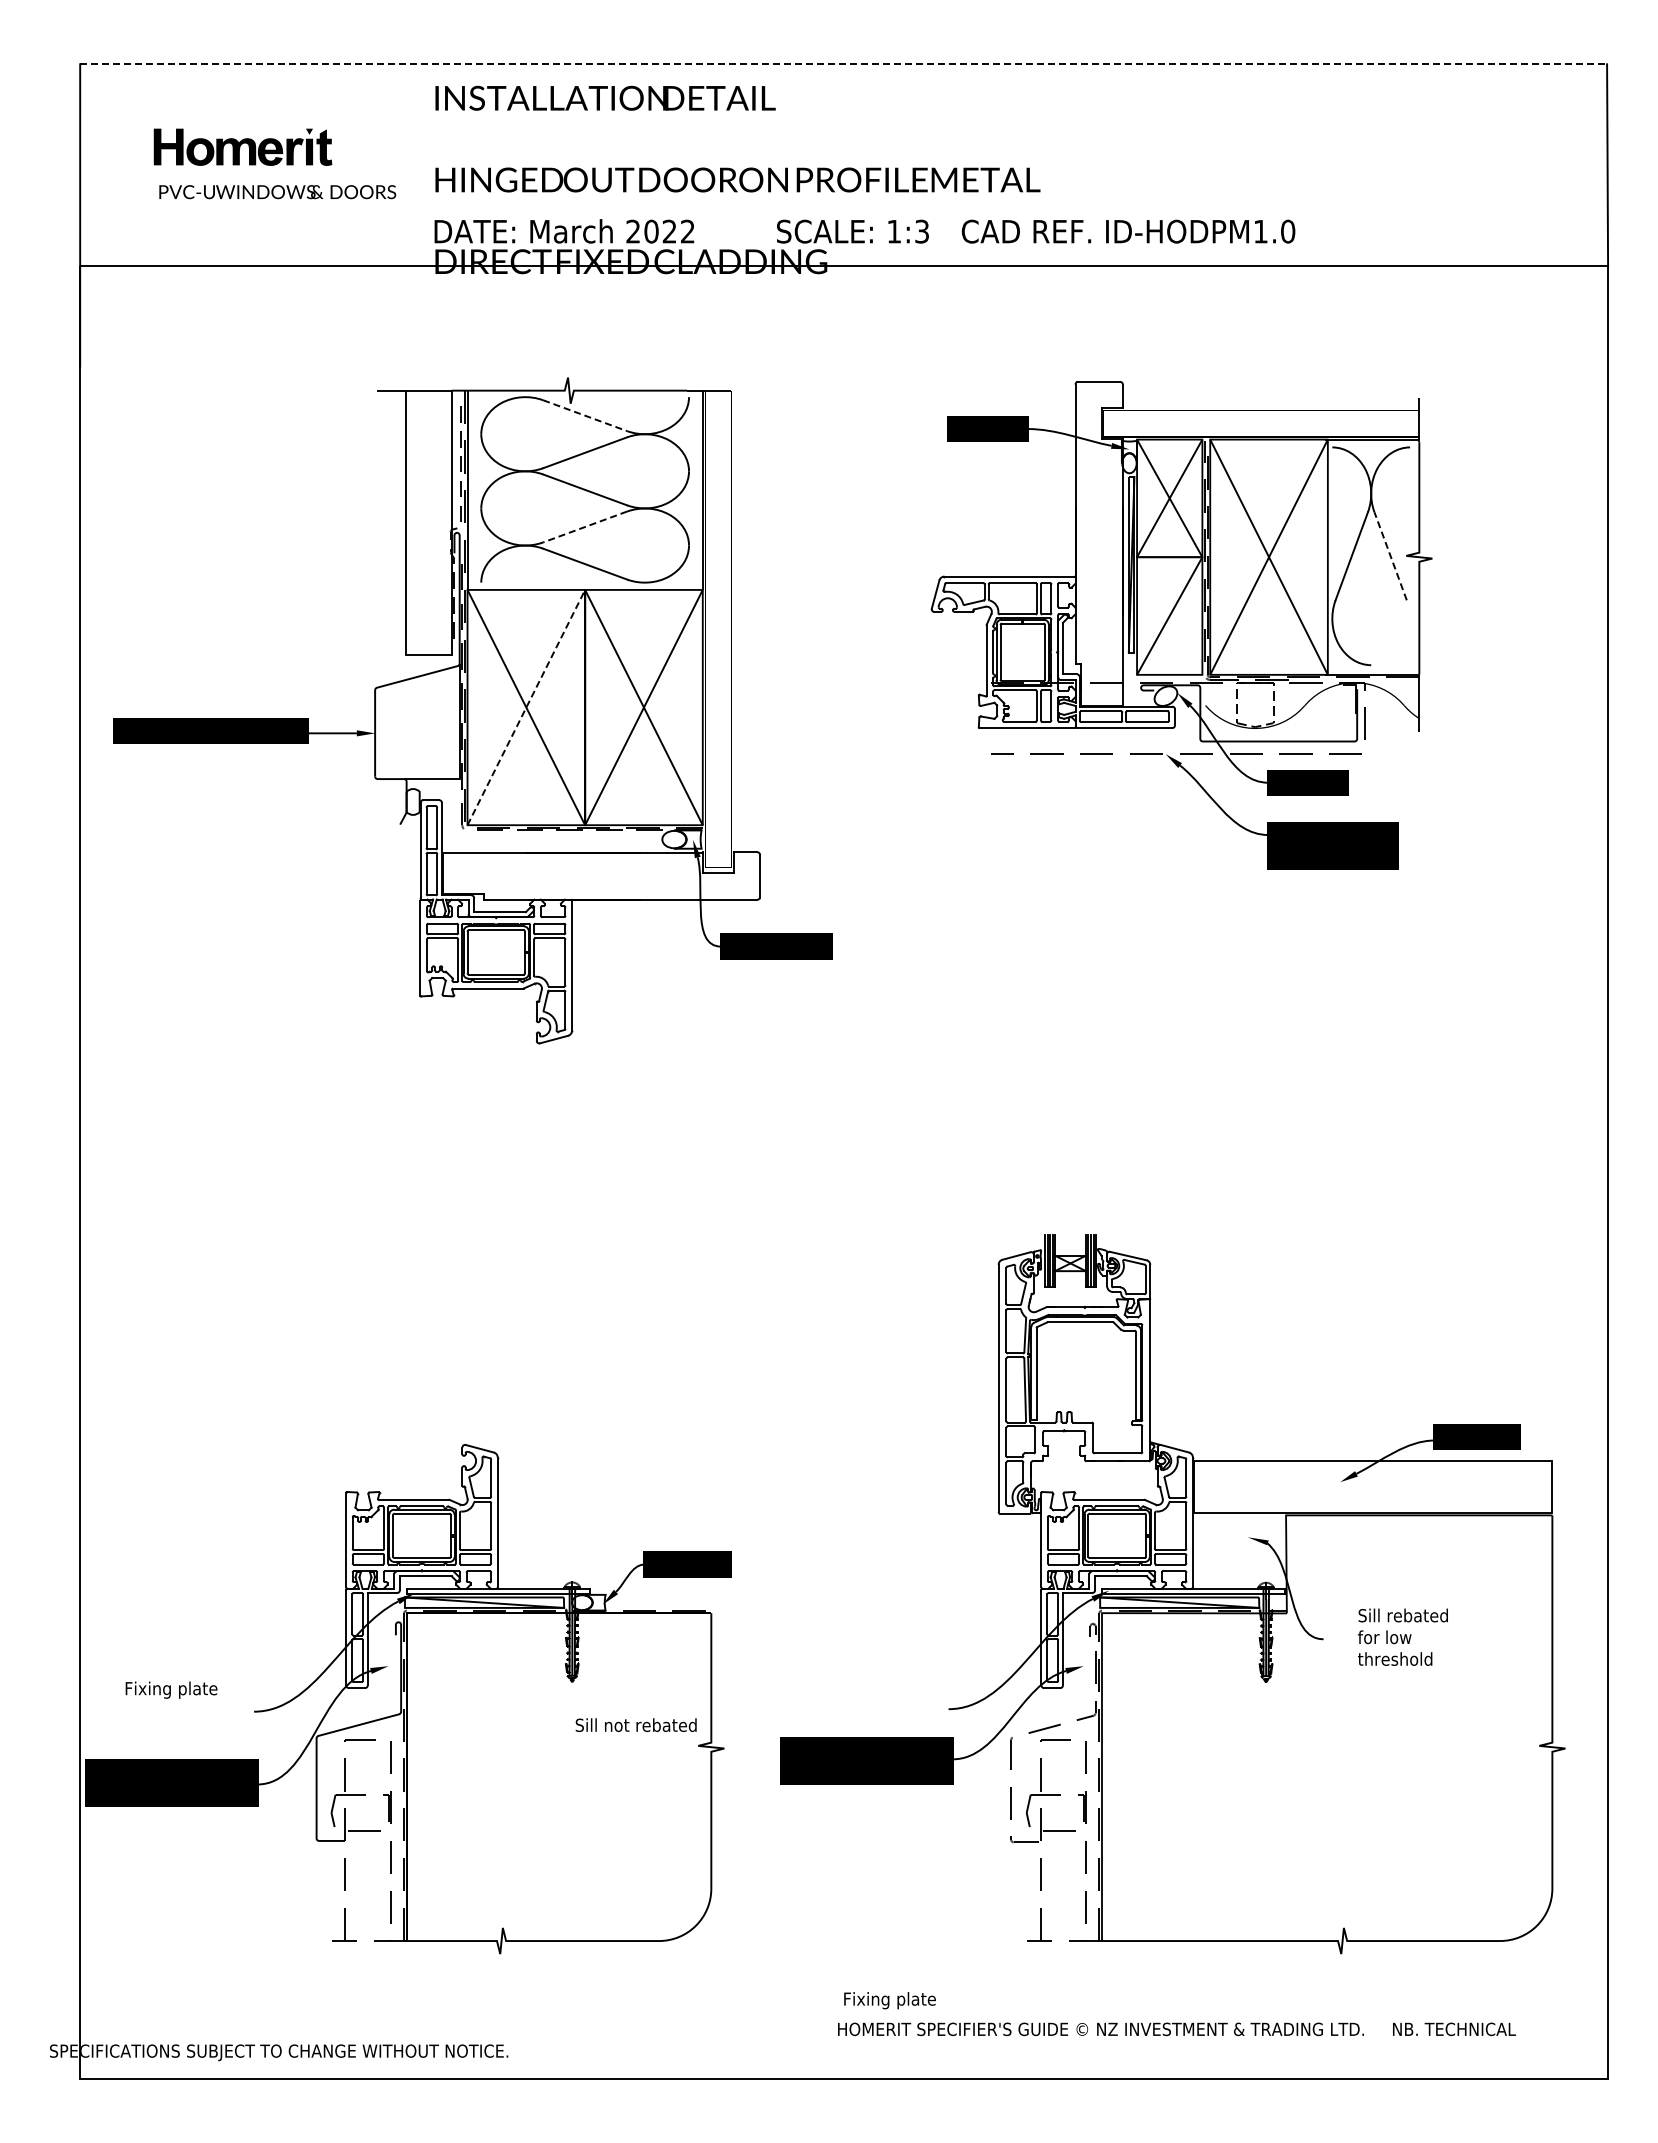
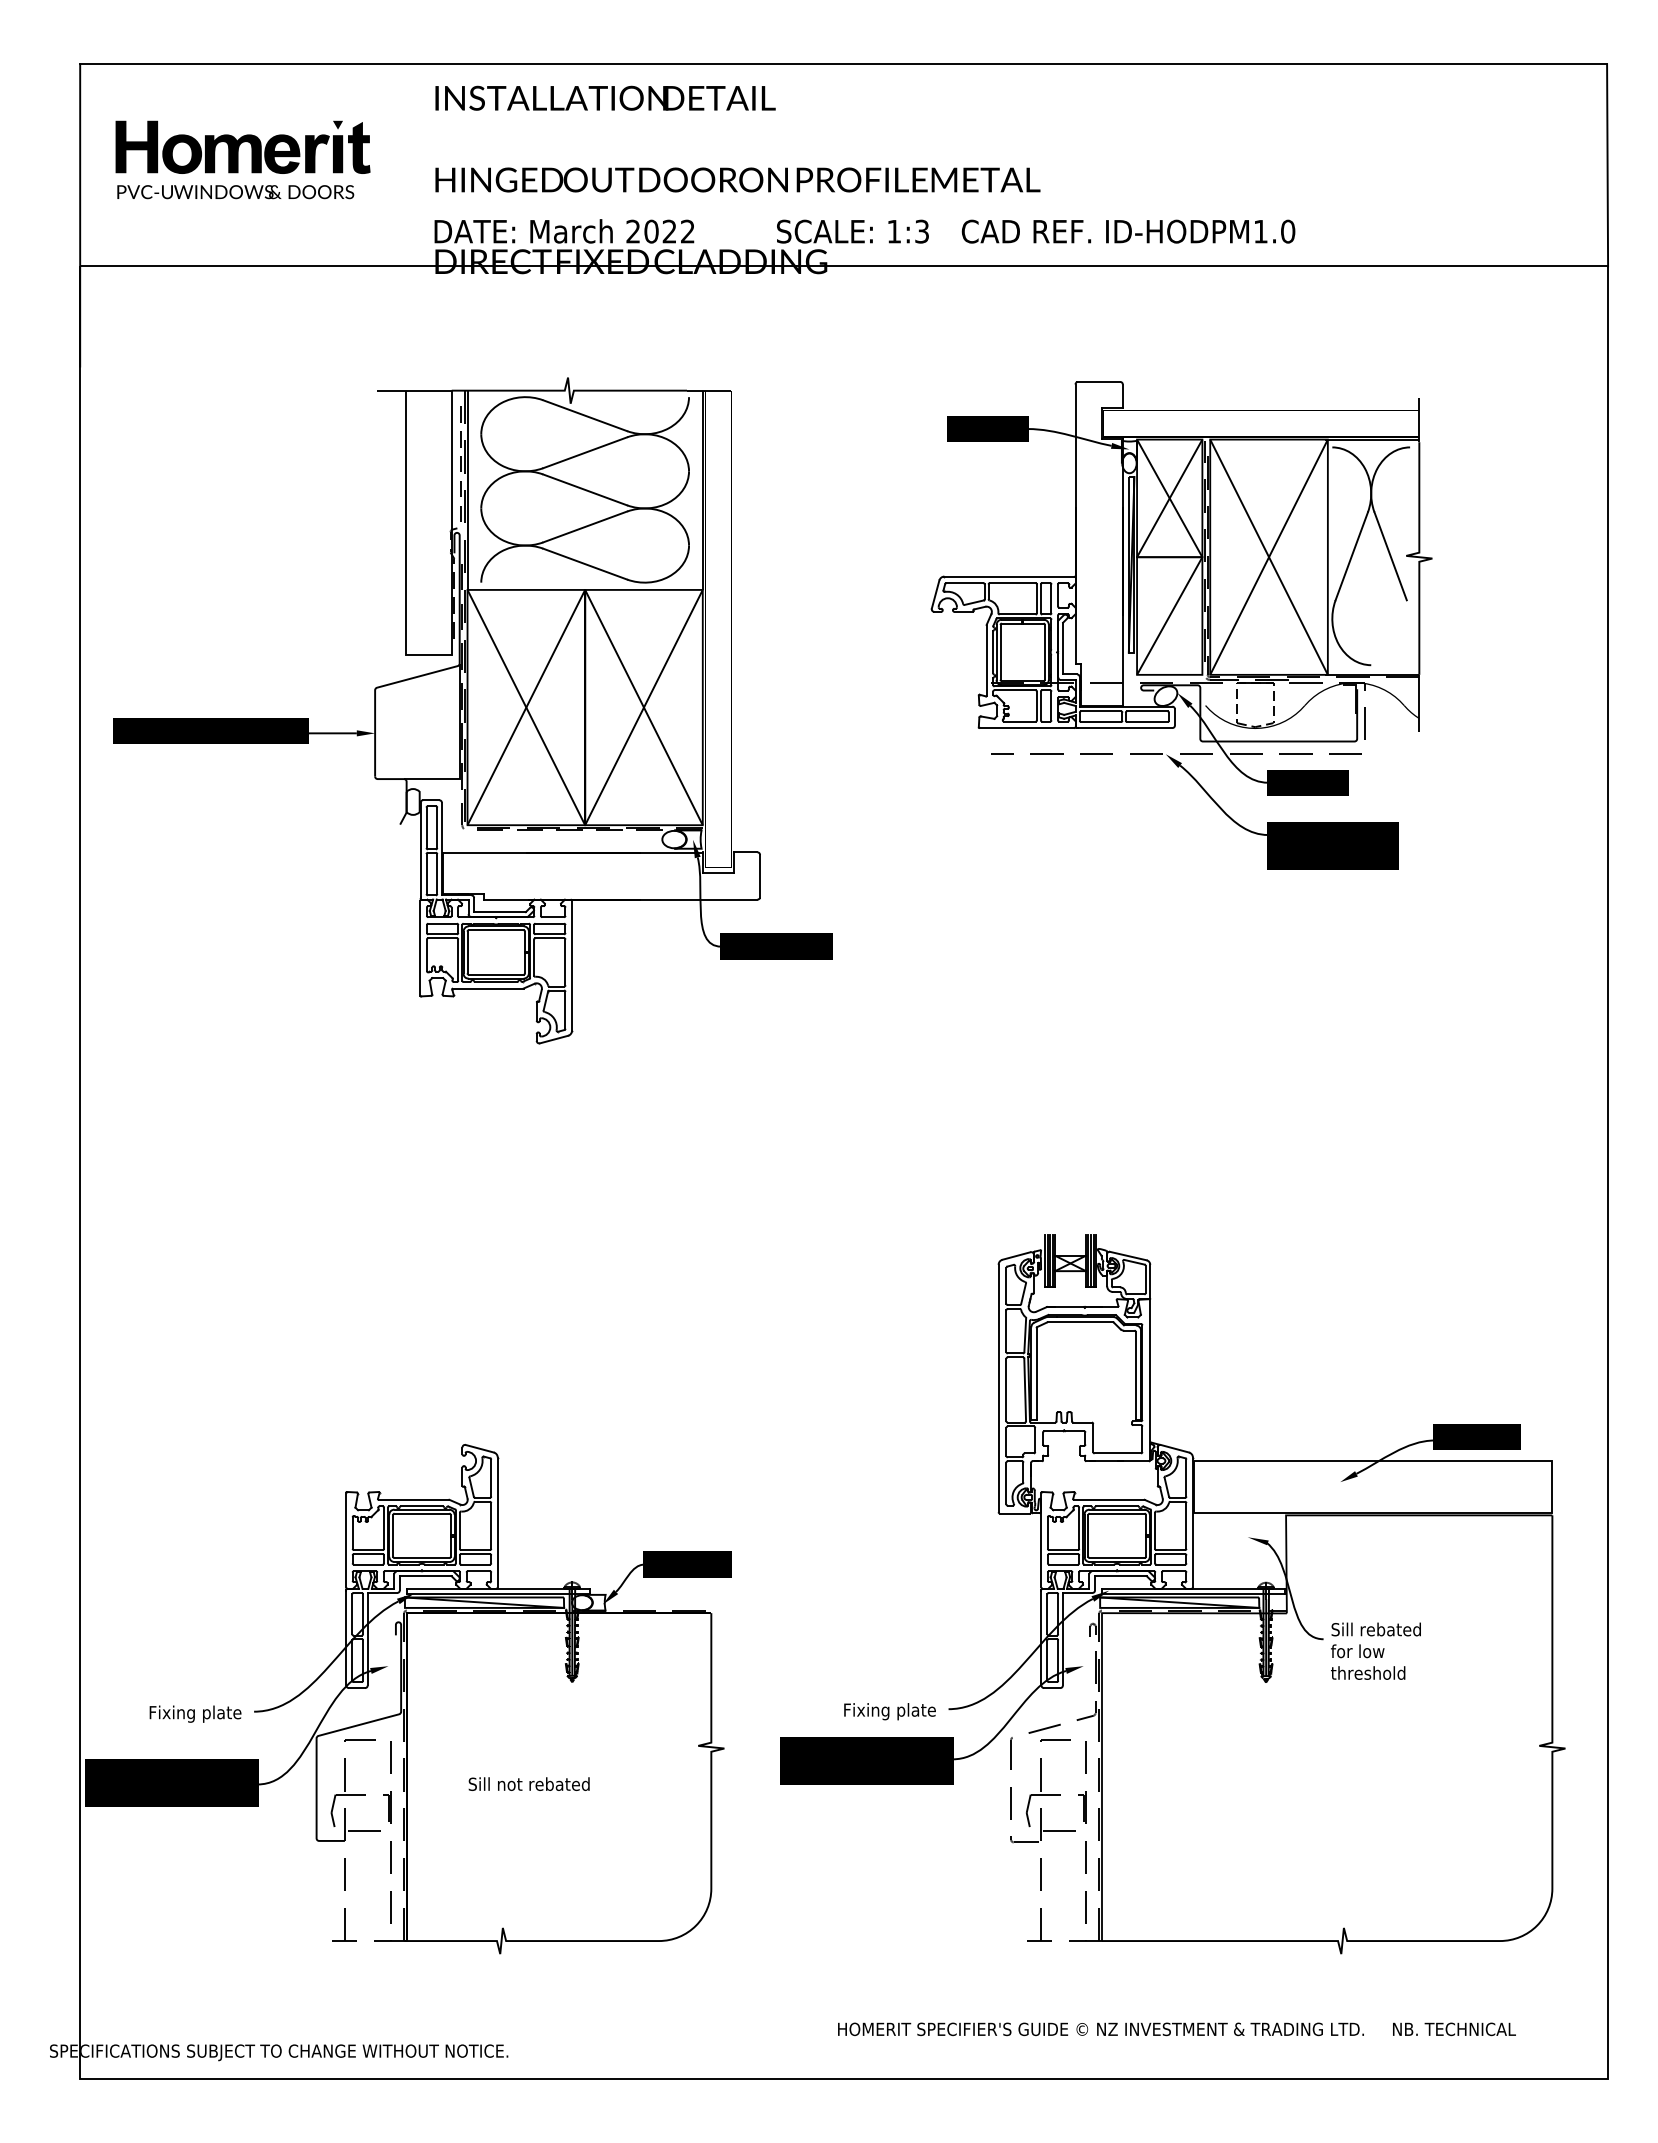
line: dashed -> solid (844, 64)
part size: 180x38 px -> 256x54 px (242, 146)
text position: (277, 192) -> (235, 192) (235, 192)
line: dashed -> solid (585, 415)
line: dashed -> solid (585, 526)
line: dashed -> solid (1390, 556)
line: dashed -> solid (526, 707)
text position: (1402, 1636) -> (1375, 1650) (1375, 1650)
text position: (171, 1689) -> (195, 1713) (195, 1713)
text position: (635, 1724) -> (528, 1783) (528, 1783)
text position: (889, 2000) -> (889, 1711) (889, 1711)
